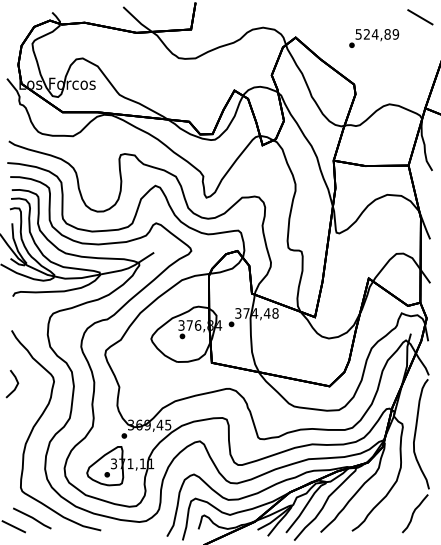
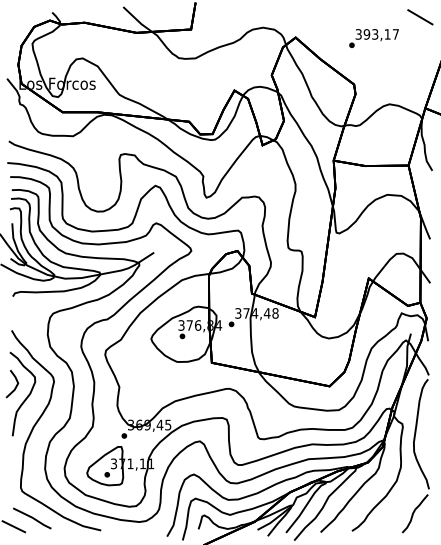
text: 524,89 -> 393,17 (377, 34)
curve: none -> present (26, 396)
